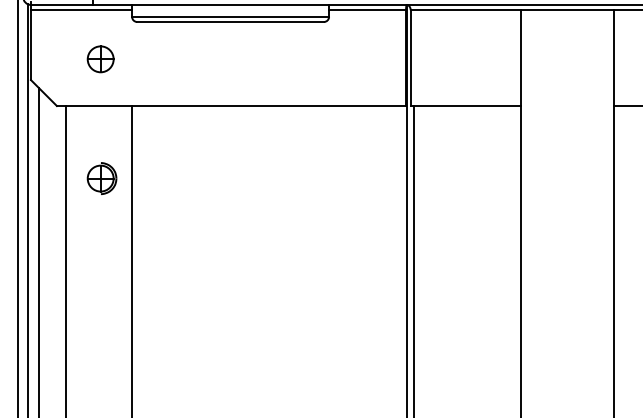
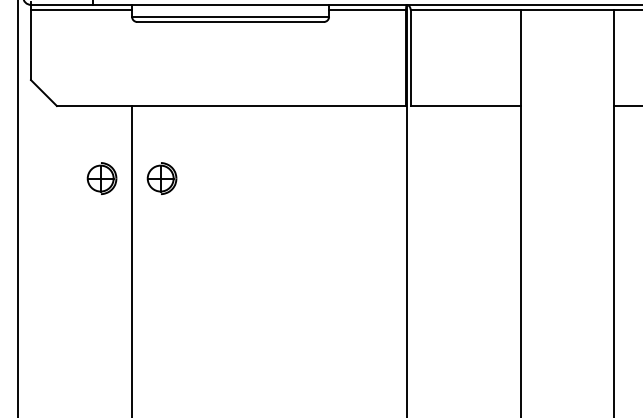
part: present -> none (100, 59)
part: none -> present (161, 178)
line: present -> none (28, 209)
line: present -> none (39, 251)
line: present -> none (65, 260)
line: present -> none (414, 260)
